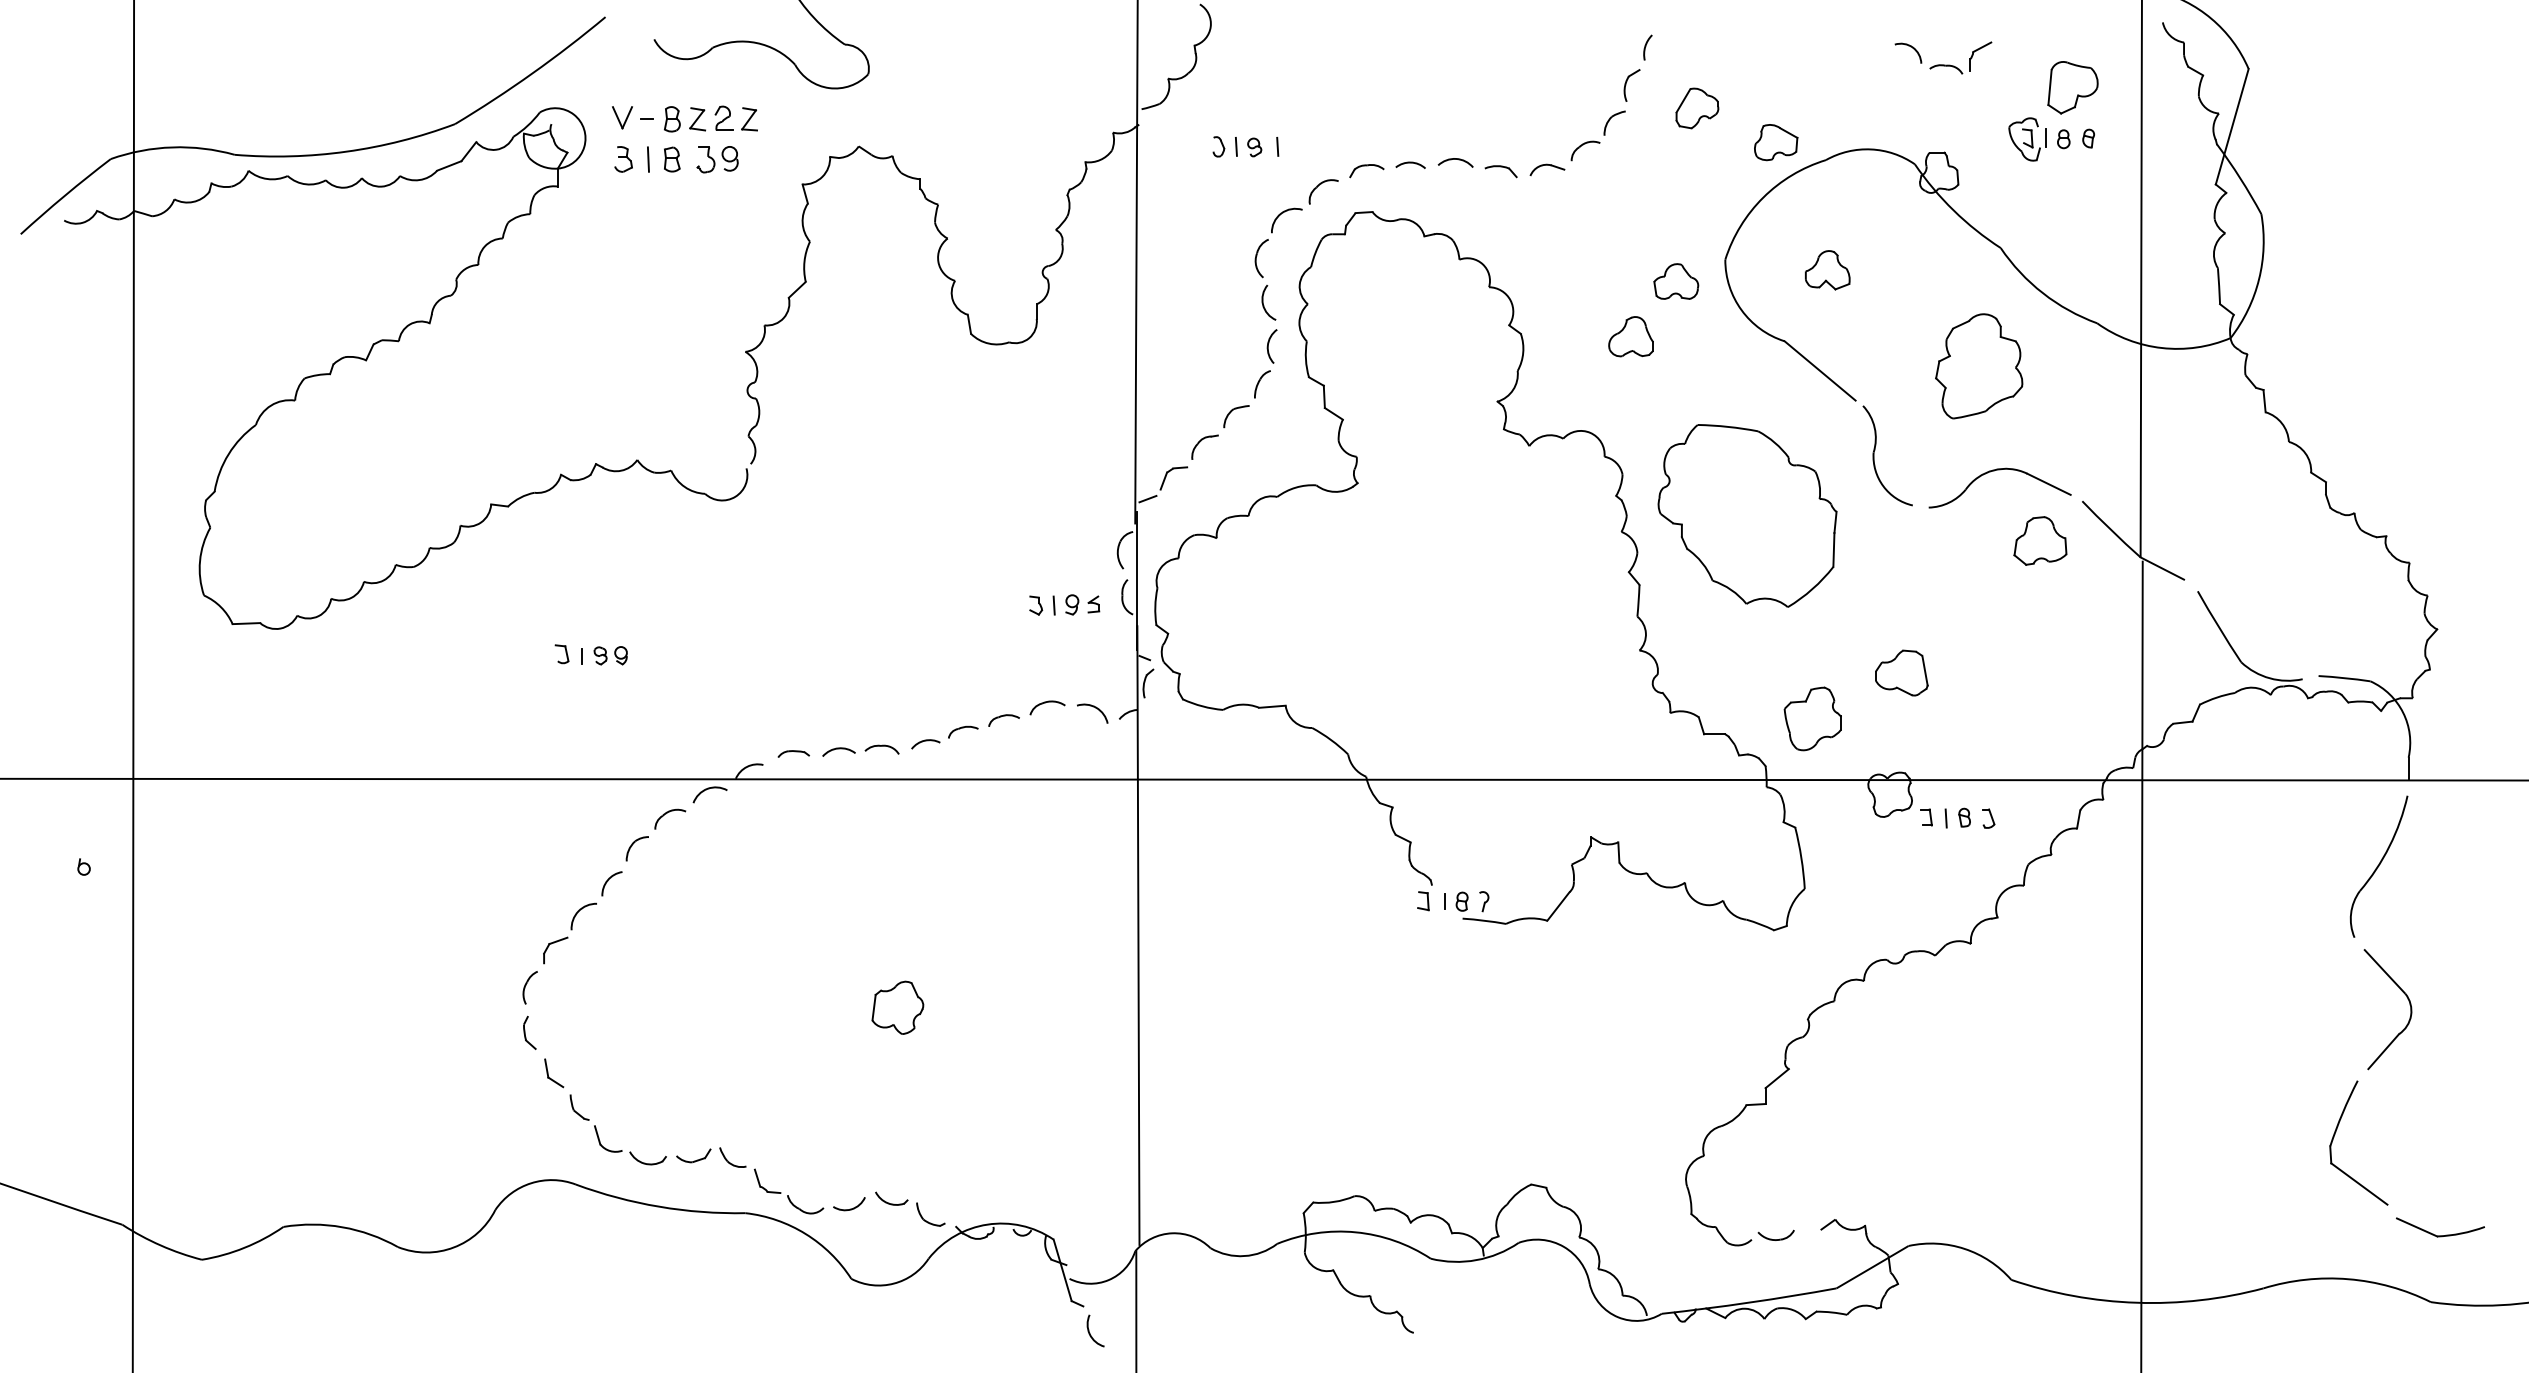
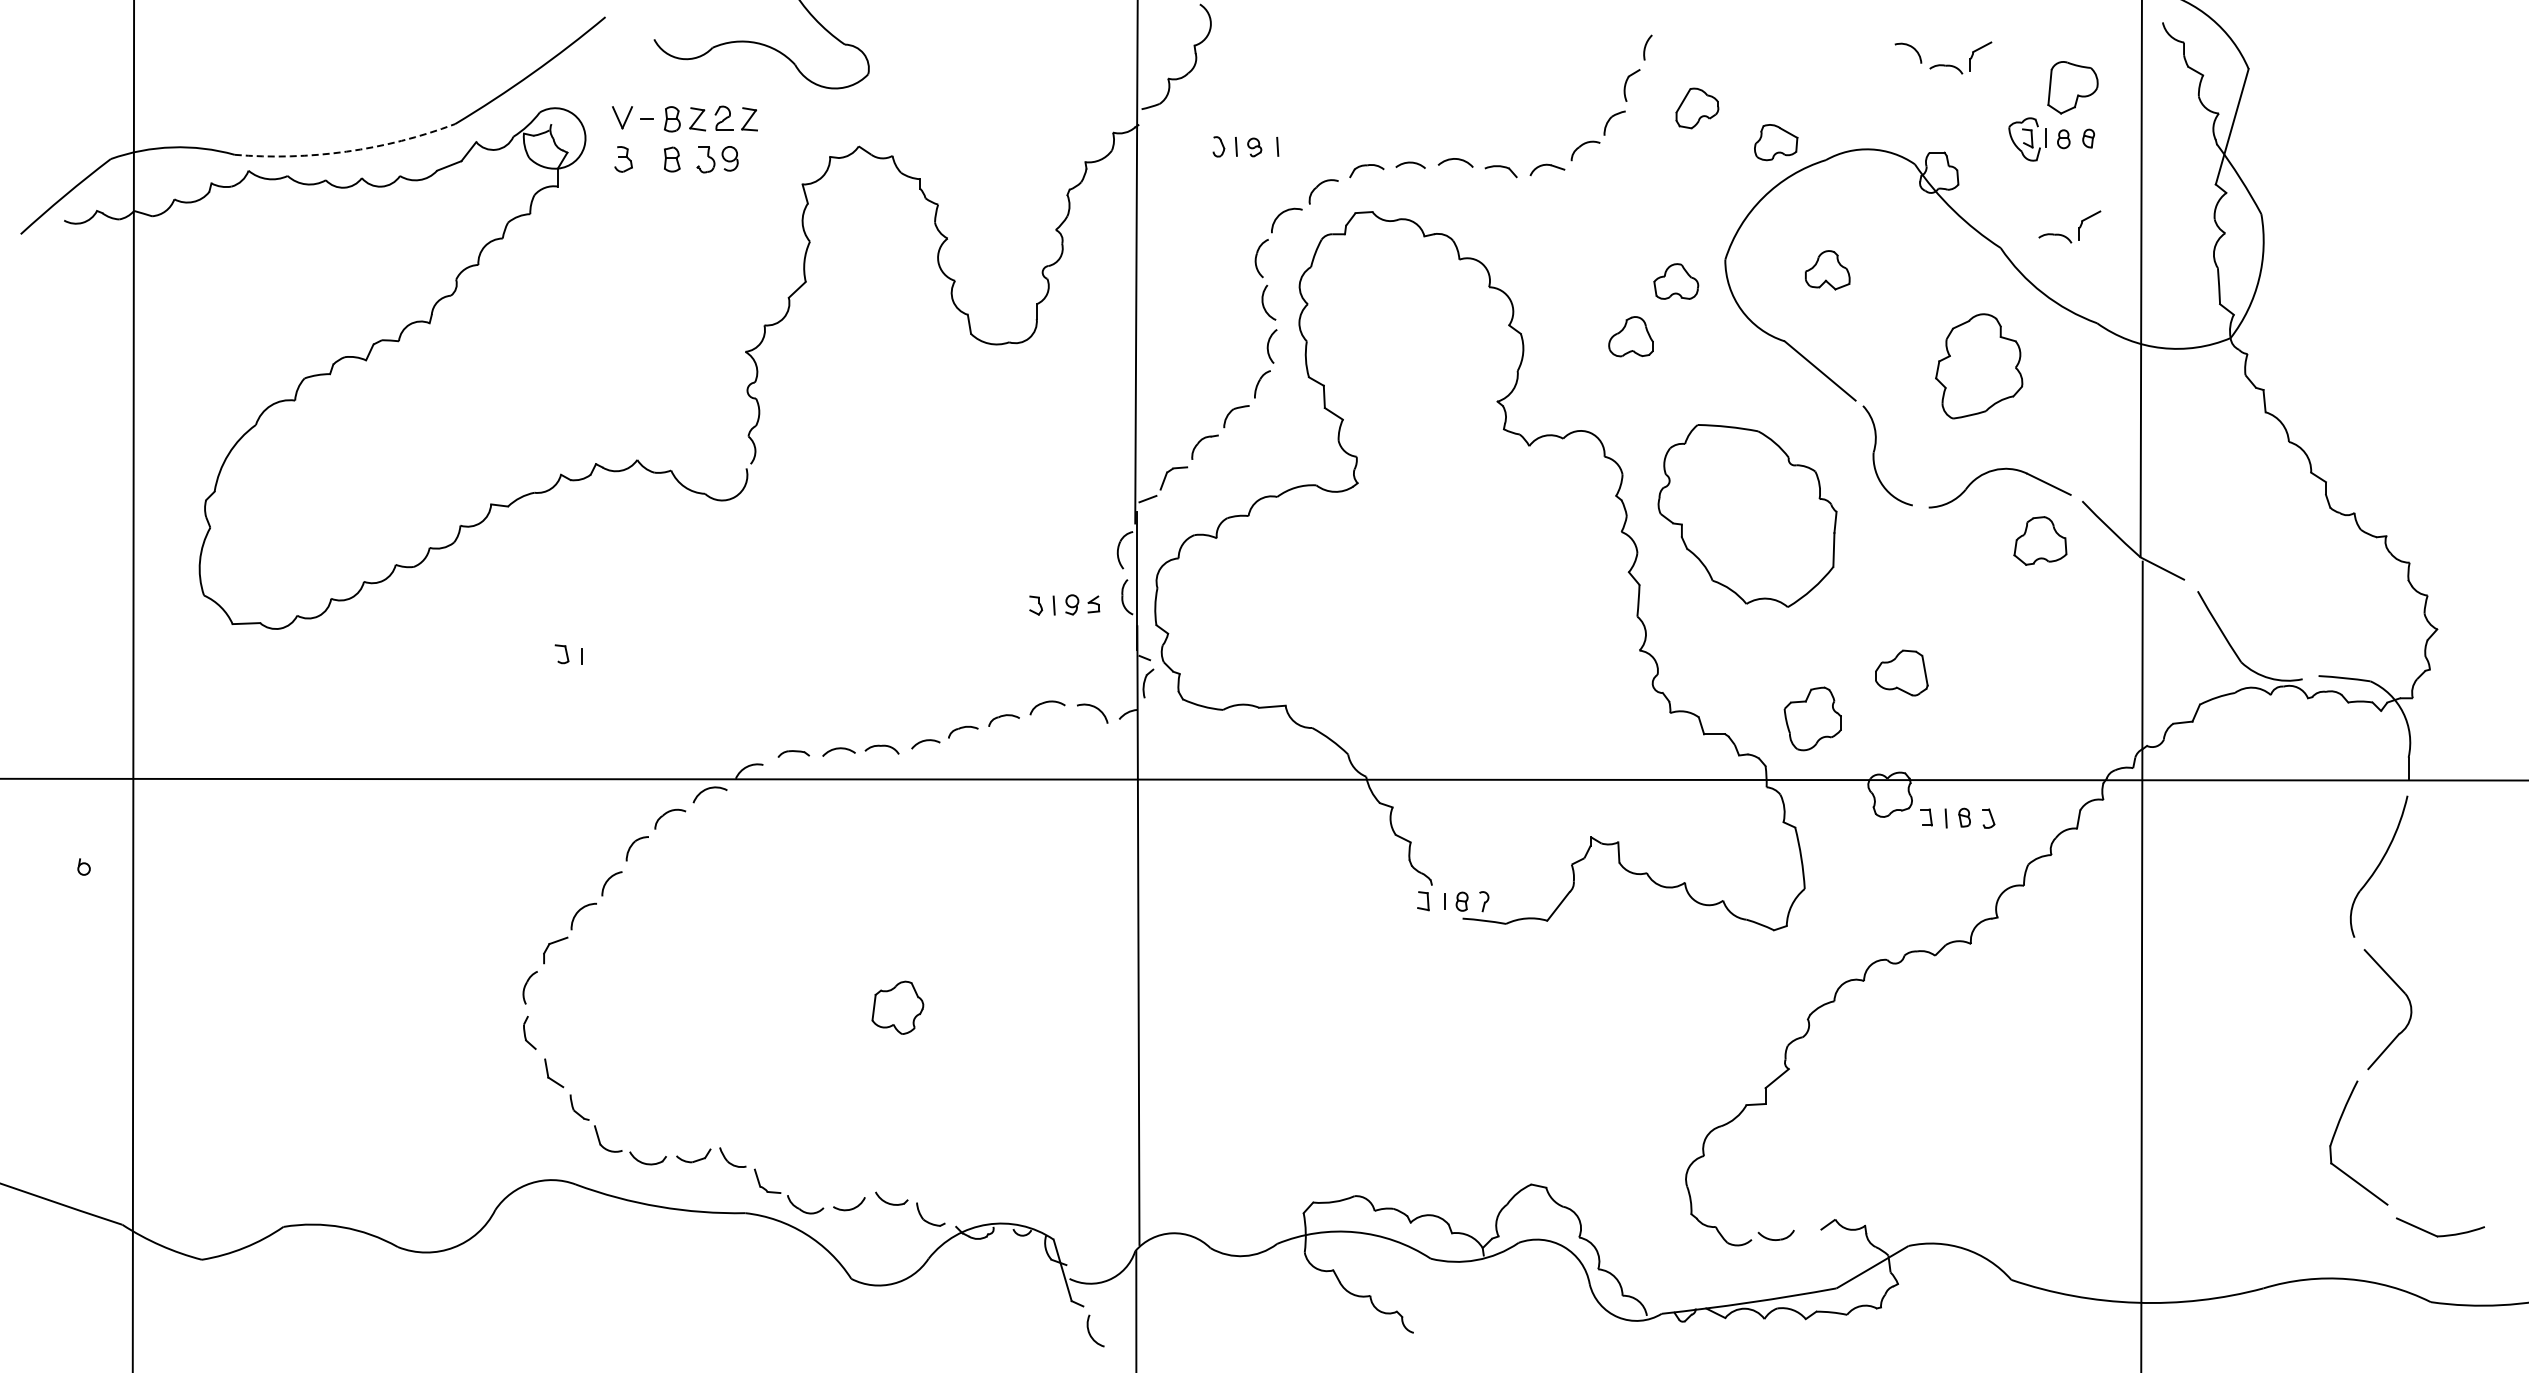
arc: solid -> dashed (346, 151)
line: present -> none (647, 159)
part: none -> present (2078, 227)
part: present -> none (610, 655)
